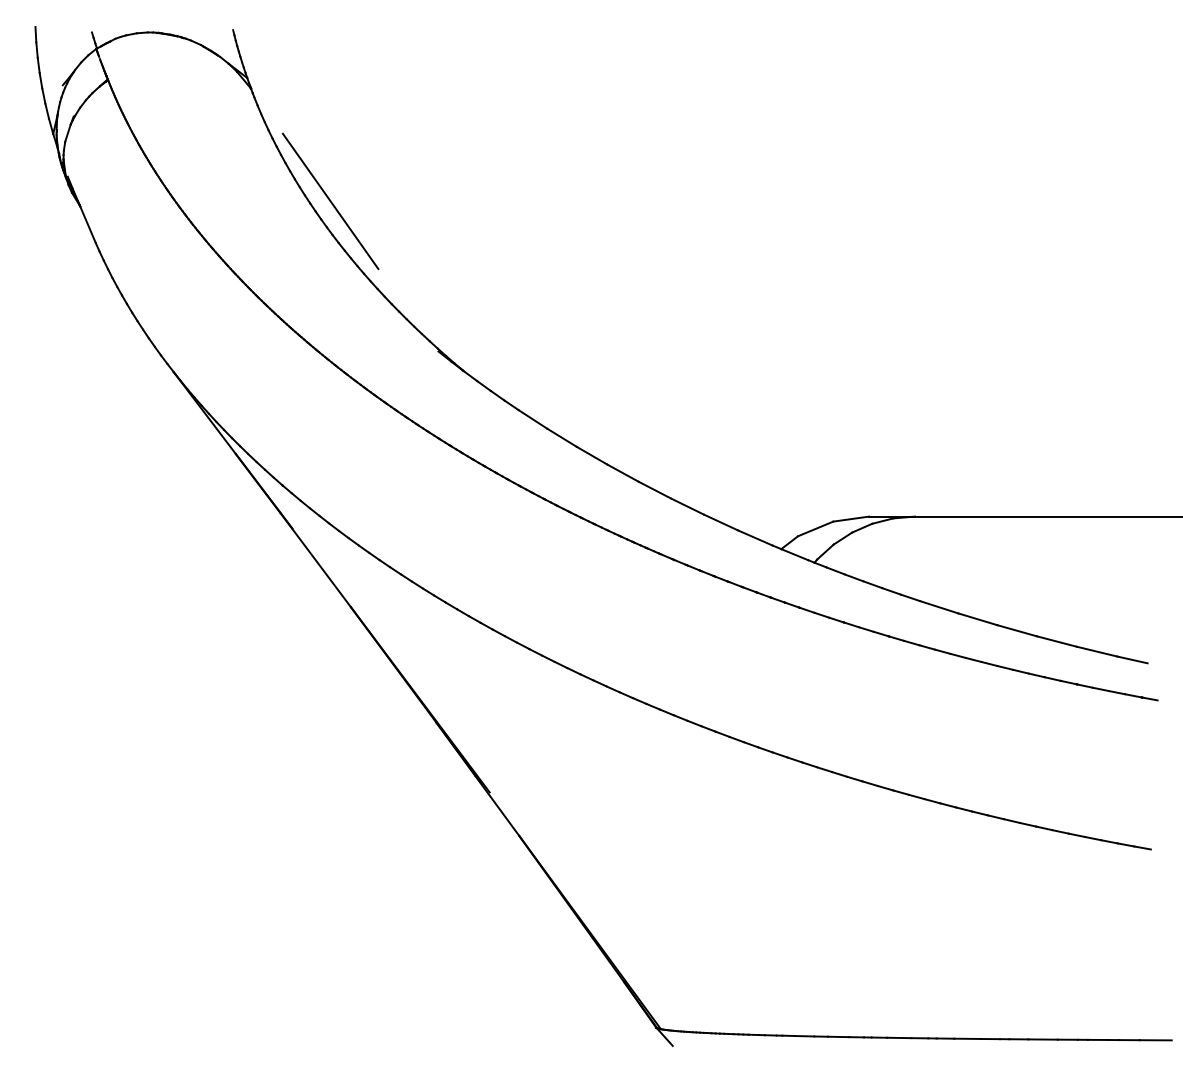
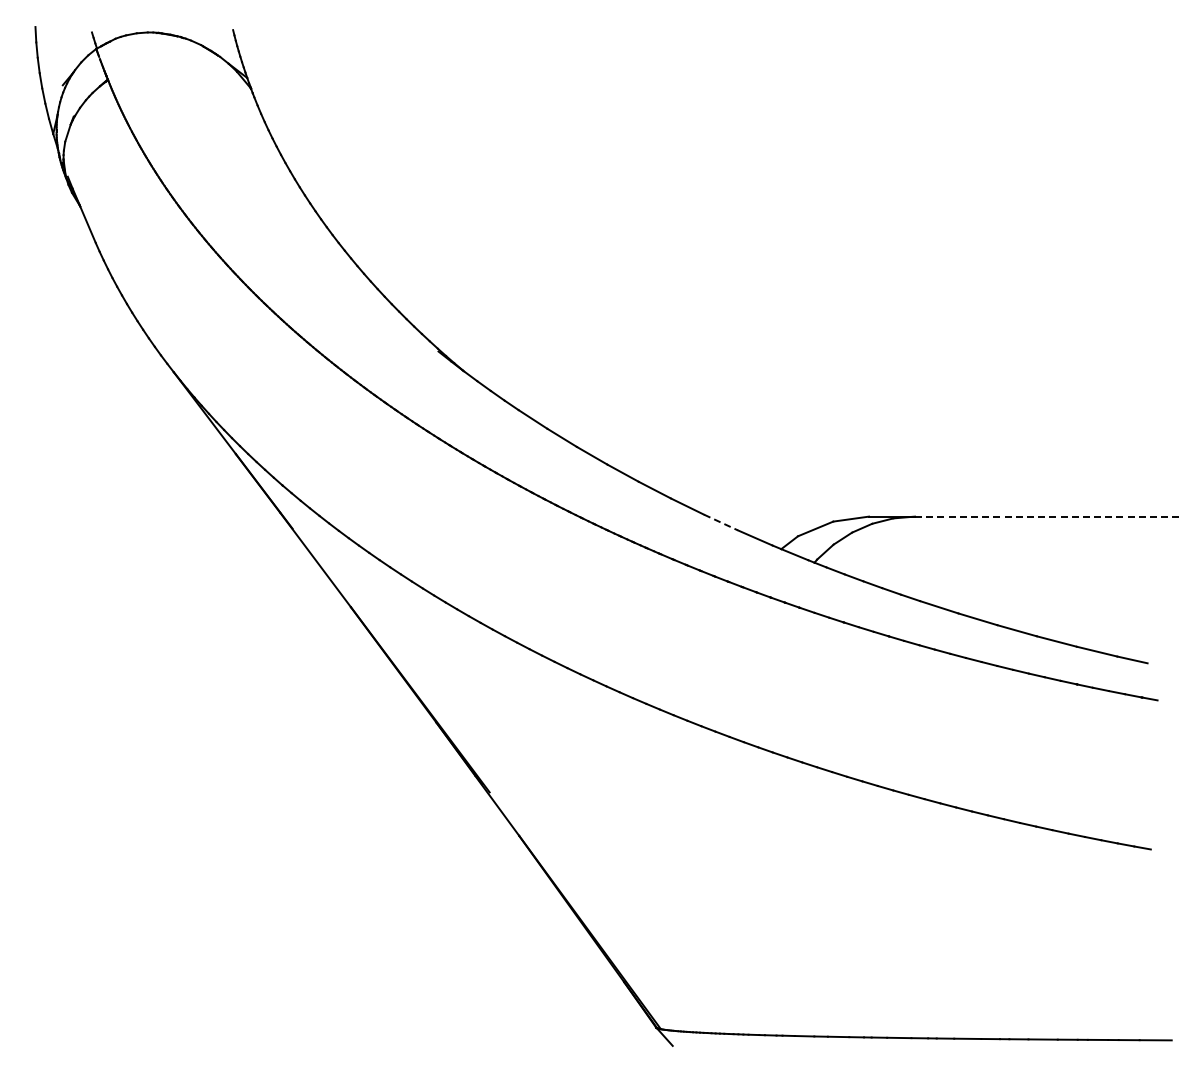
line: present -> none (330, 201)
line: solid -> dashed (1048, 516)
line: solid -> dashed (720, 522)
